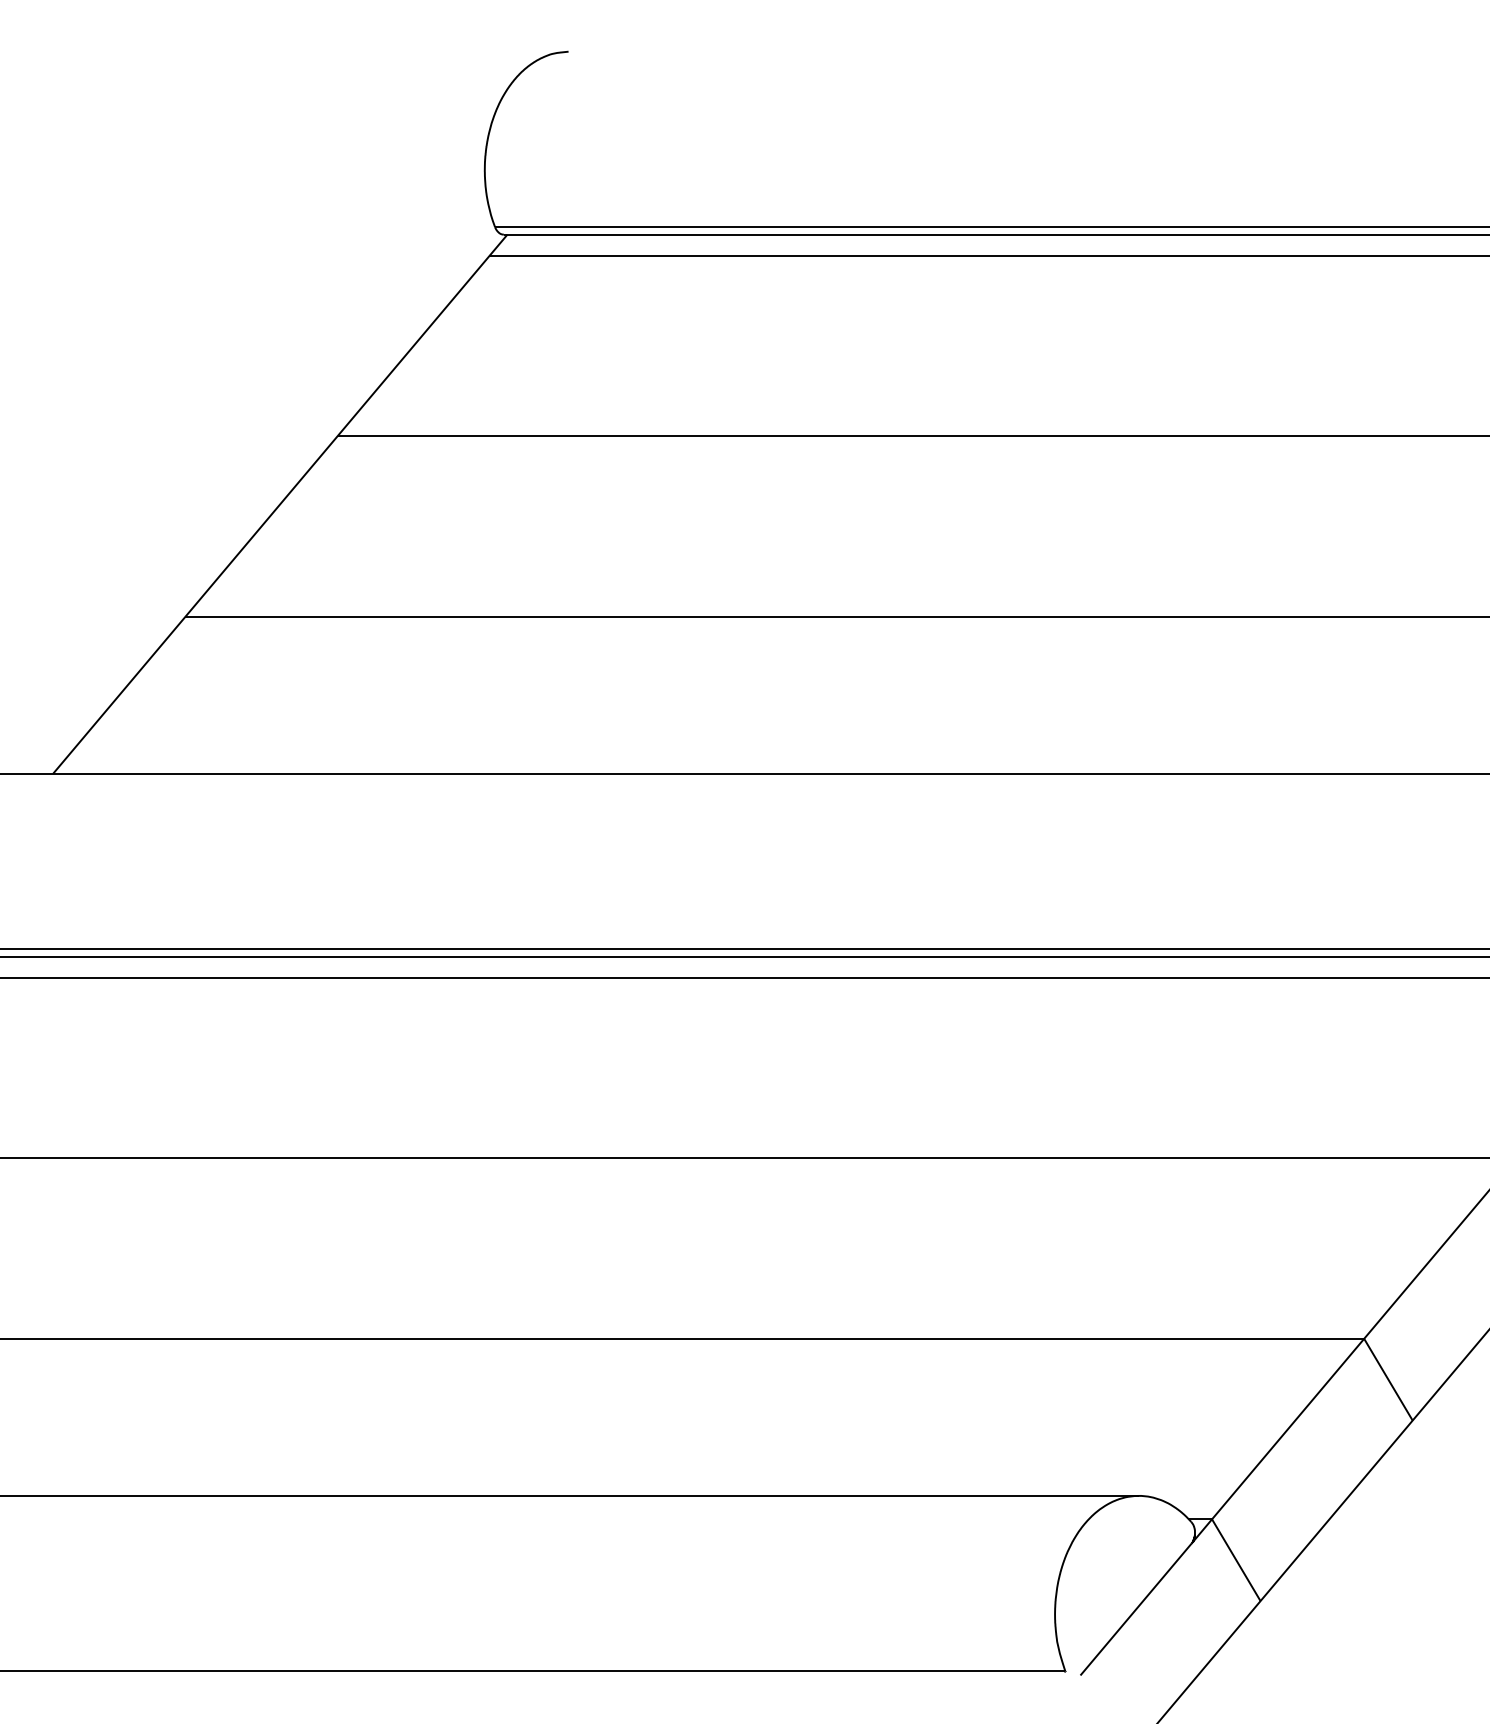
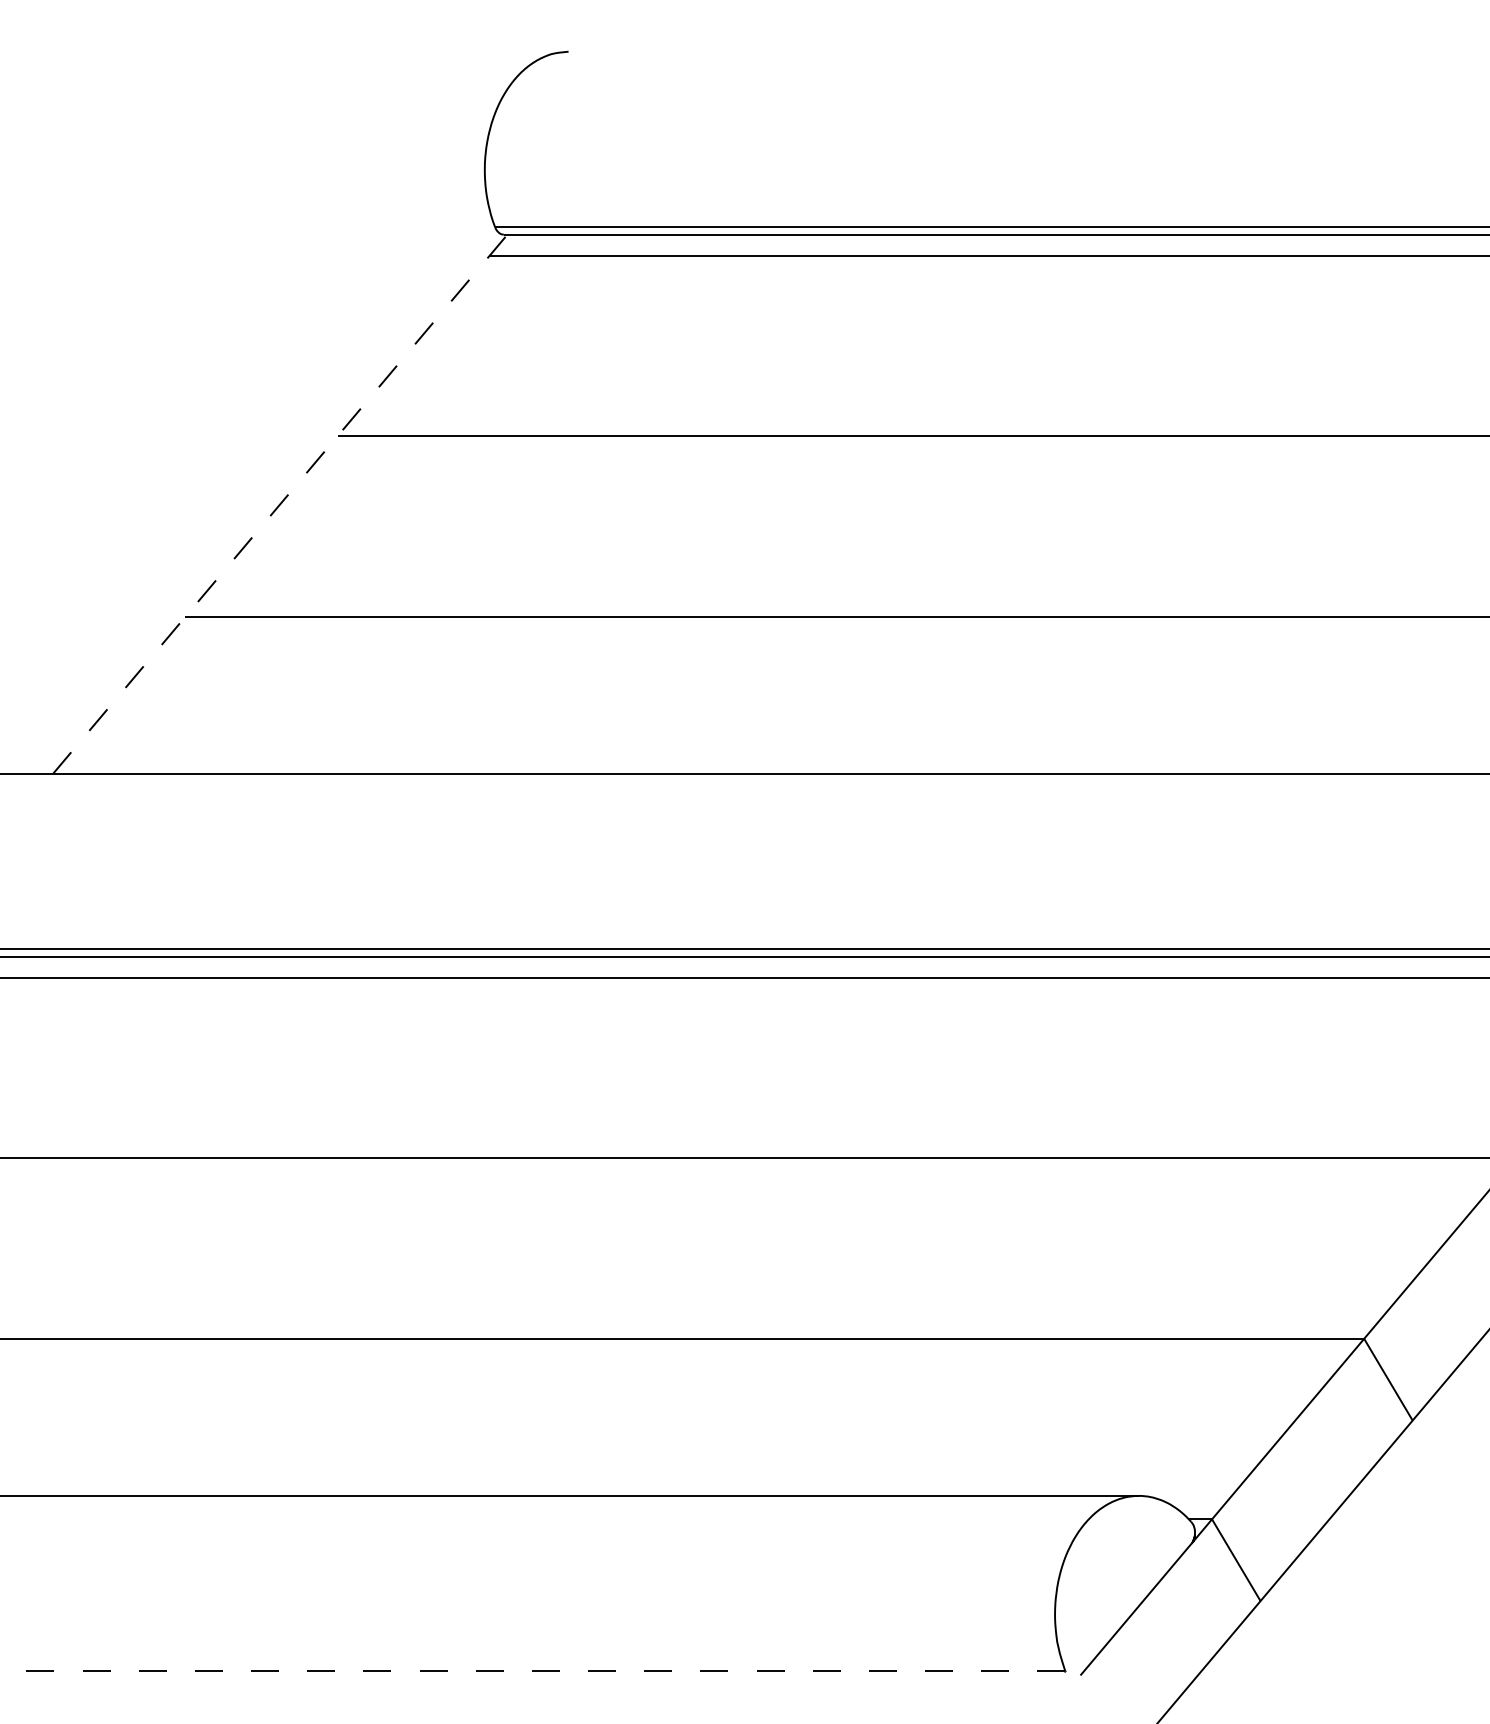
line: solid -> dashed (280, 503)
line: solid -> dashed (532, 1671)
